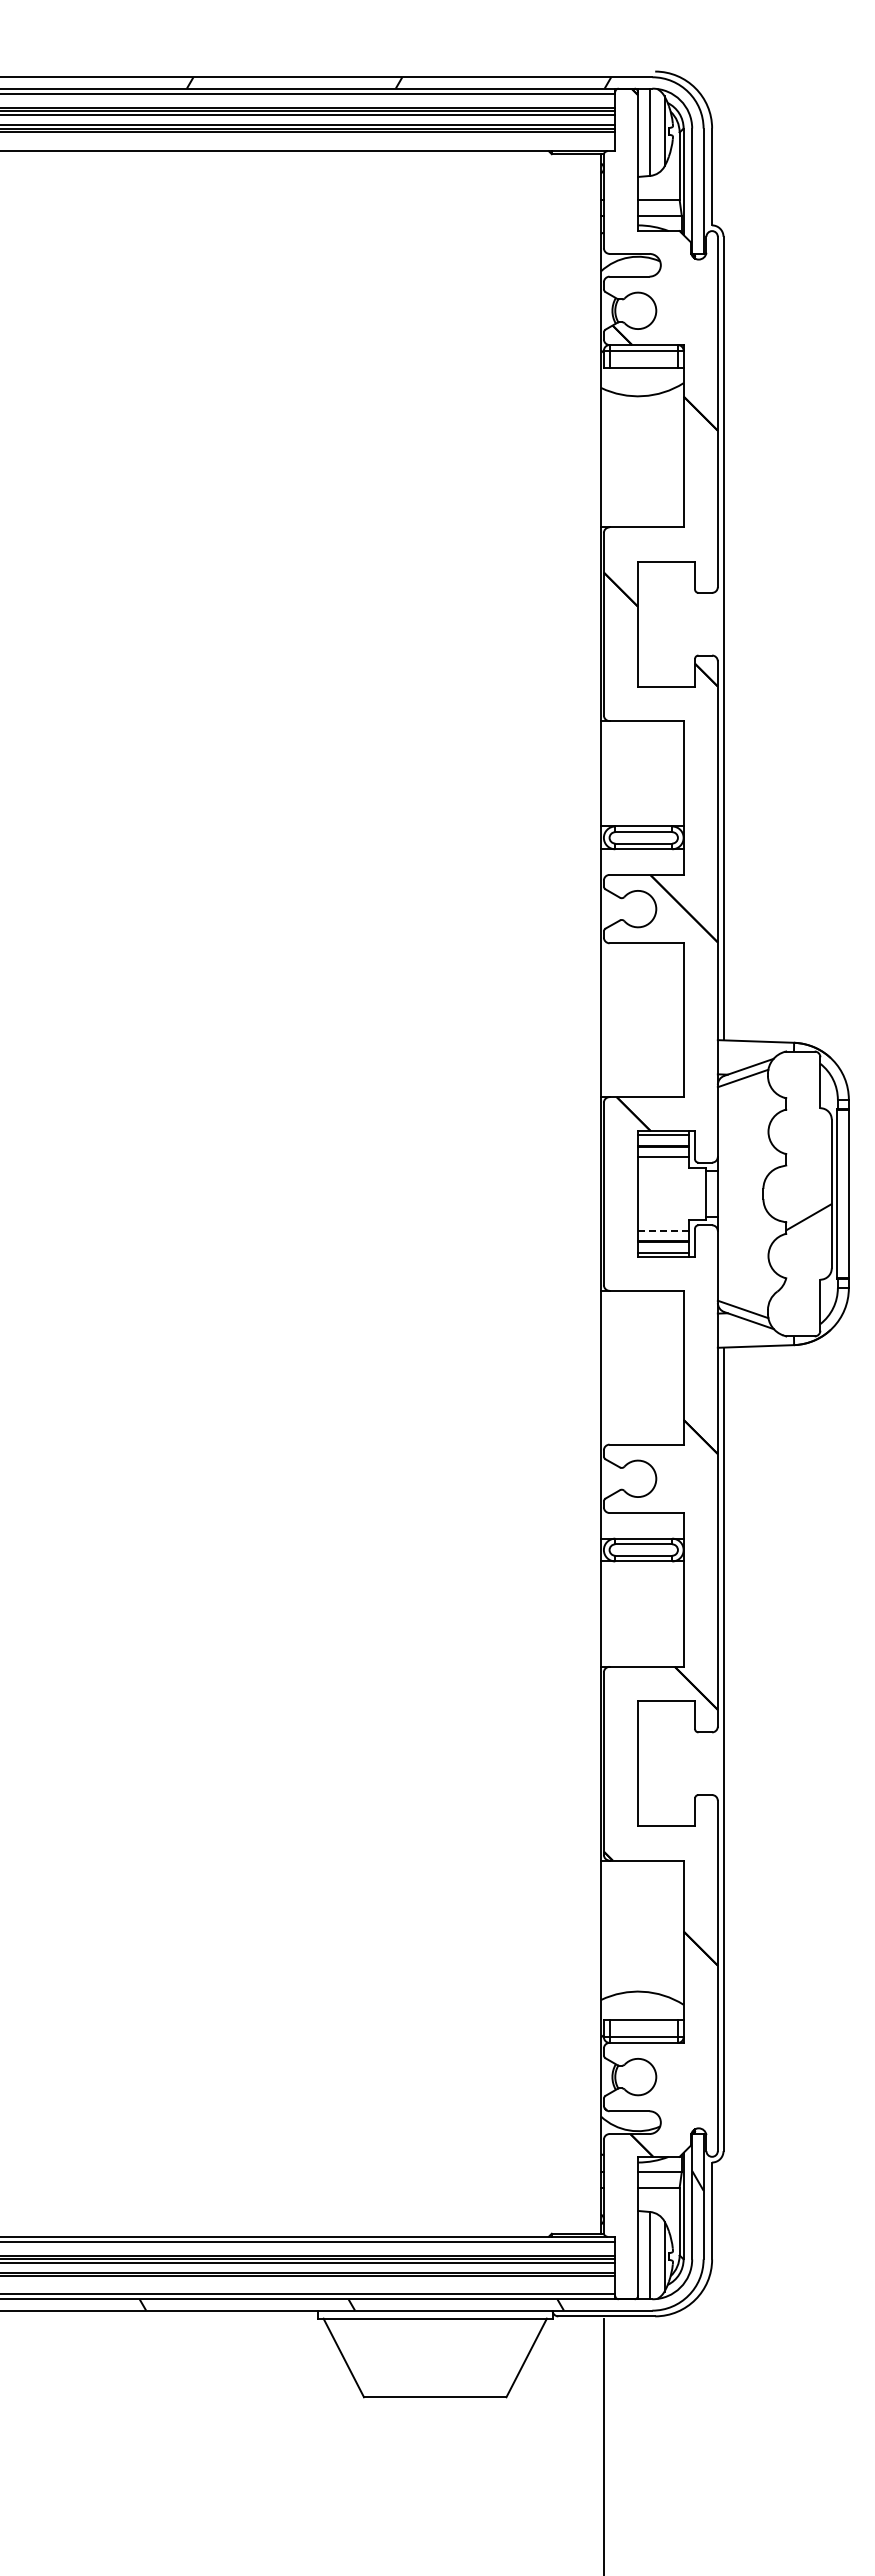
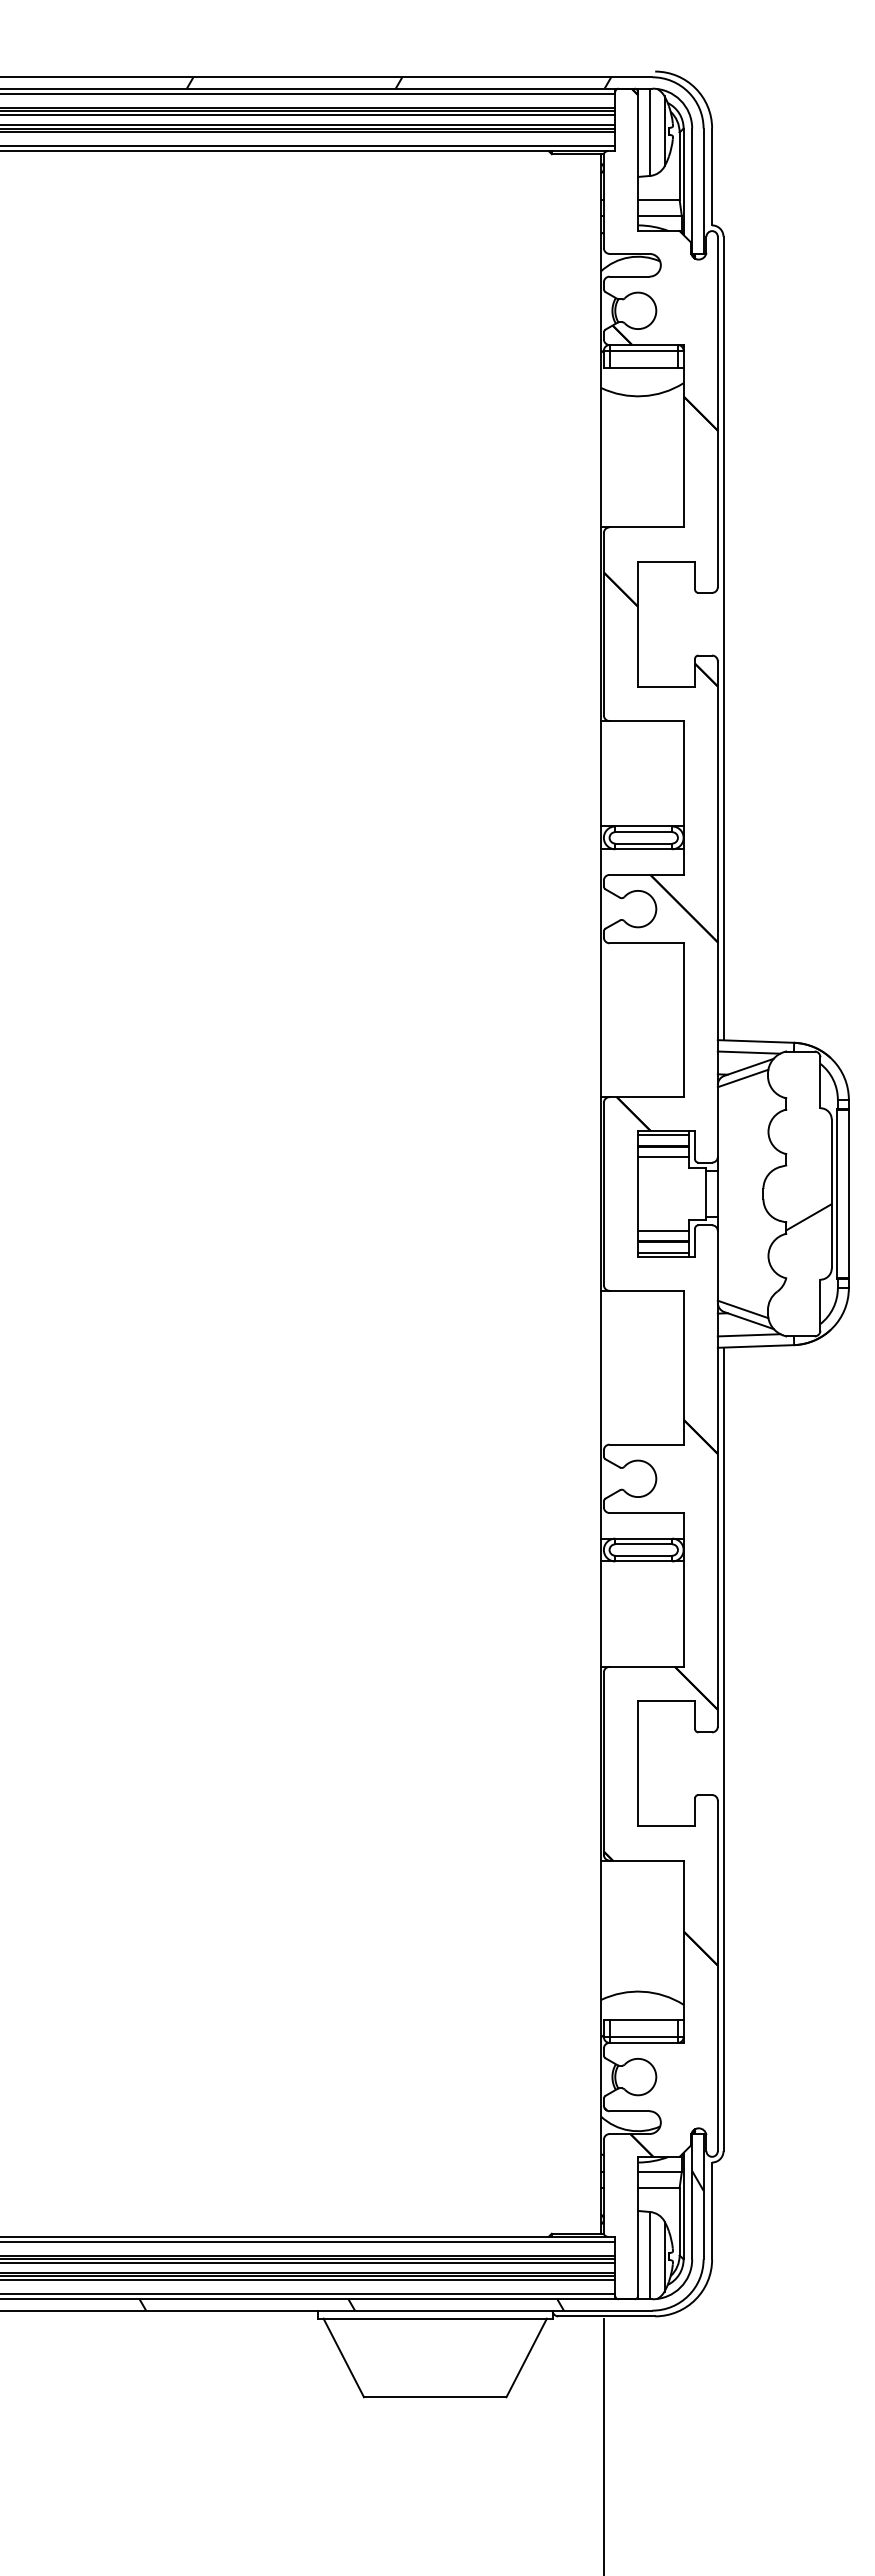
line: none -> present (308, 145)
line: none -> present (748, 1052)
line: dashed -> solid (663, 1231)
line: none -> present (748, 1335)
line: none -> present (308, 2279)
